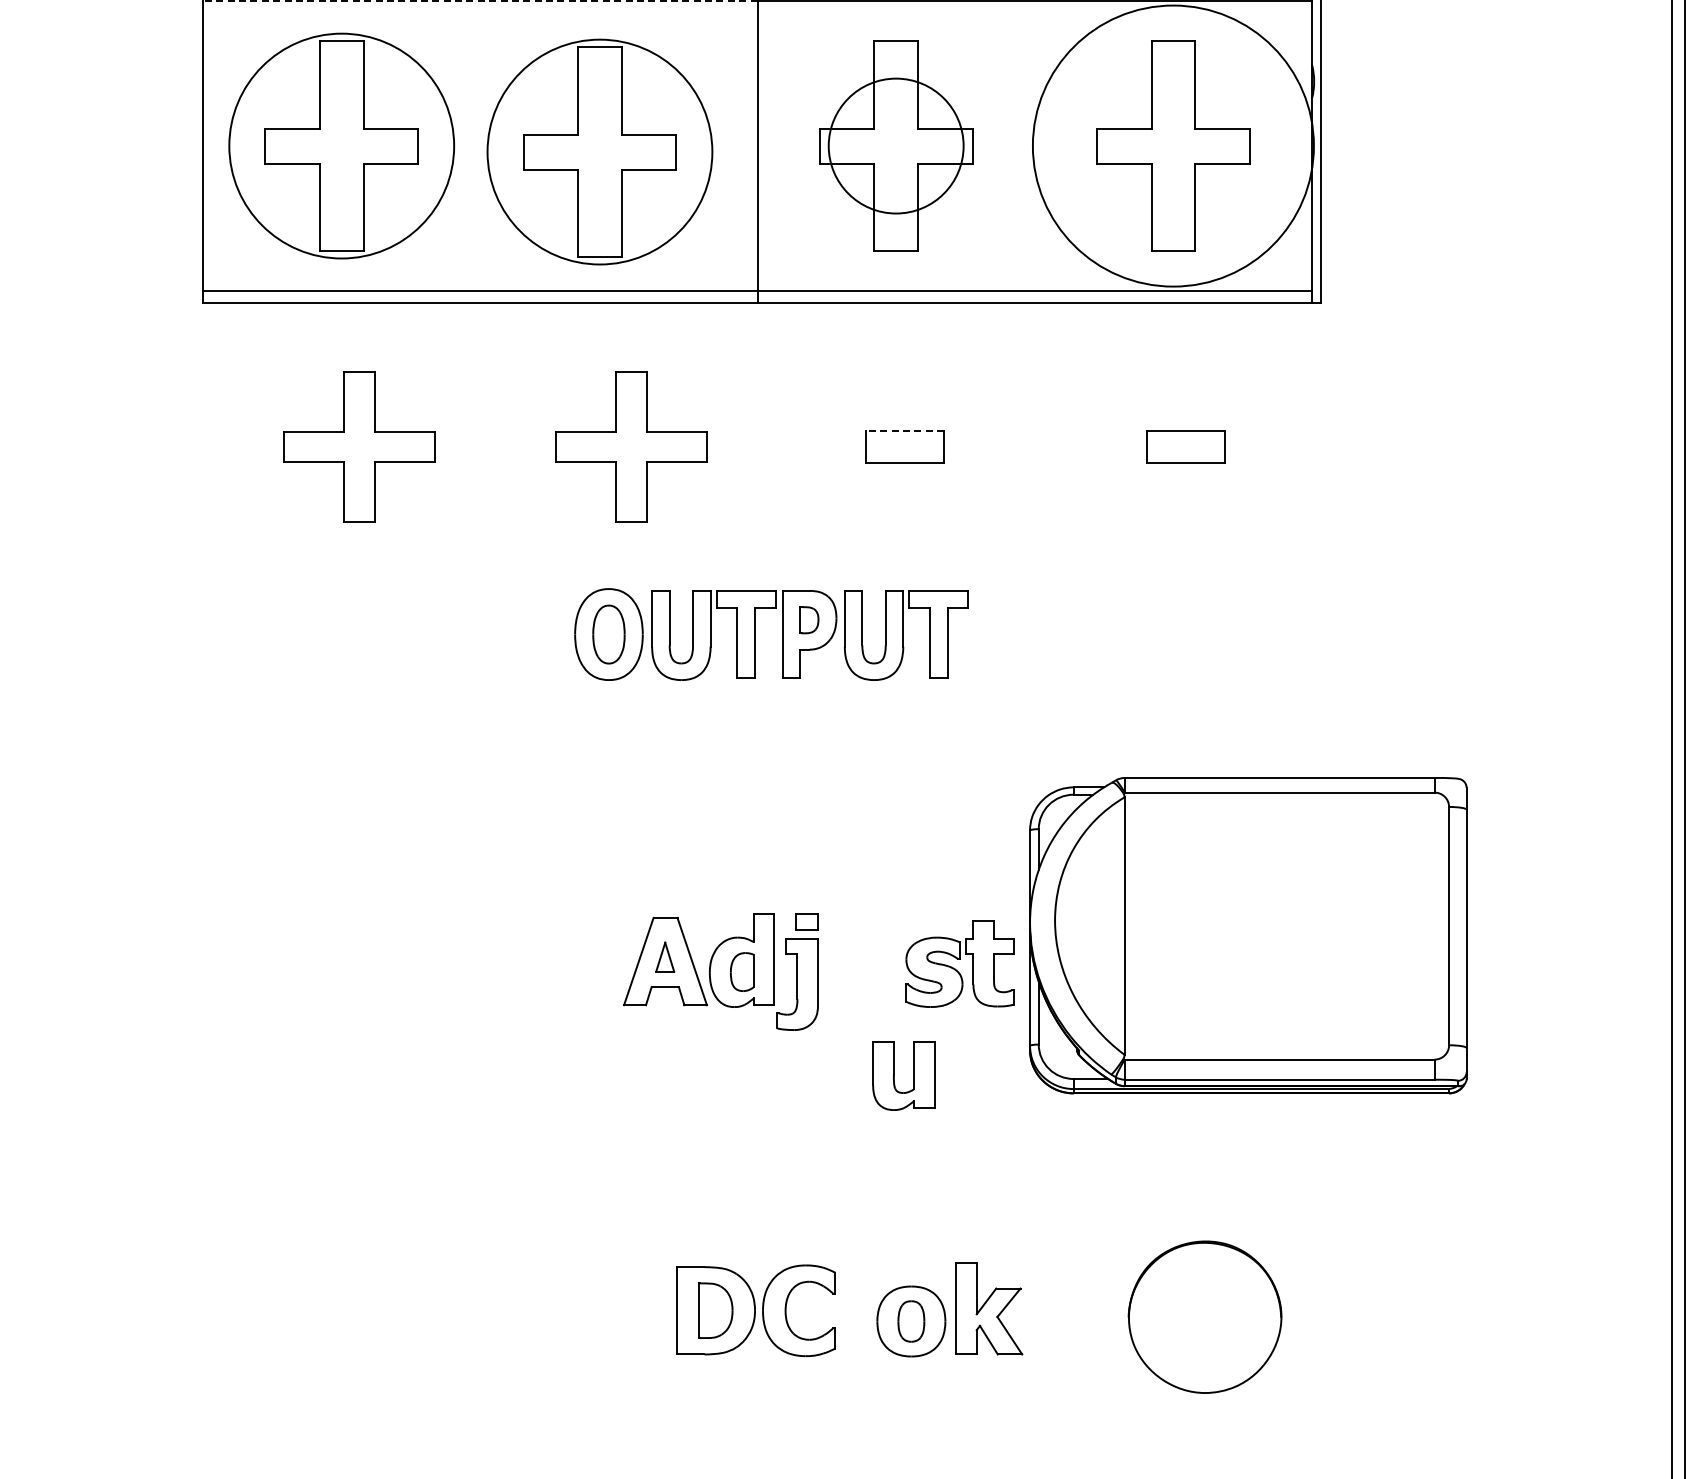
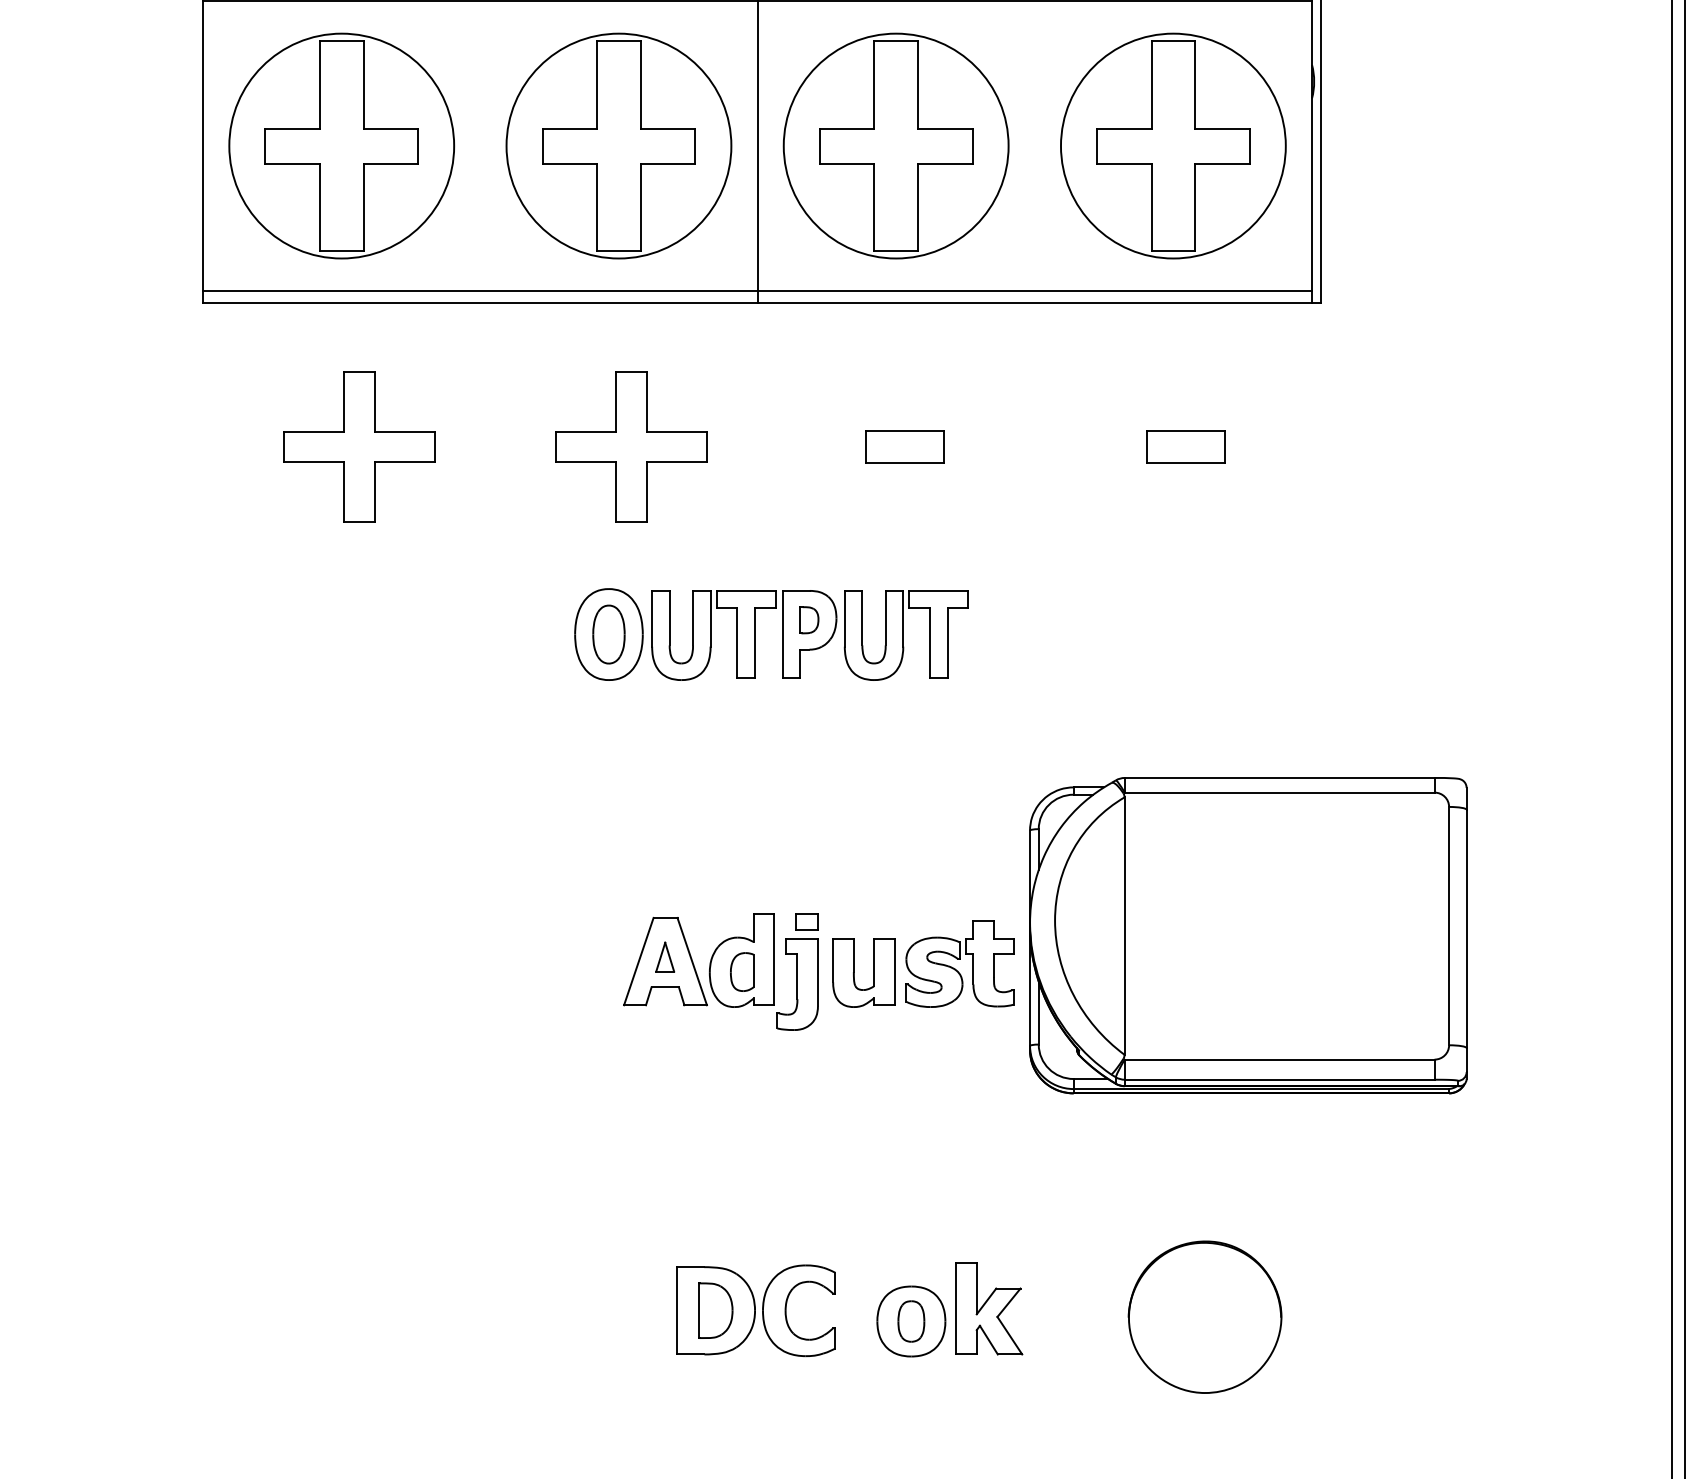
line: dashed -> solid (479, 0)
circle diameter: 135 px -> 225 px (895, 145)
circle diameter: 281 px -> 225 px (1172, 145)
part position: (599, 151) -> (618, 145) (618, 145)
line: dashed -> solid (905, 430)
part position: (894, 1075) -> (854, 972) (854, 972)
